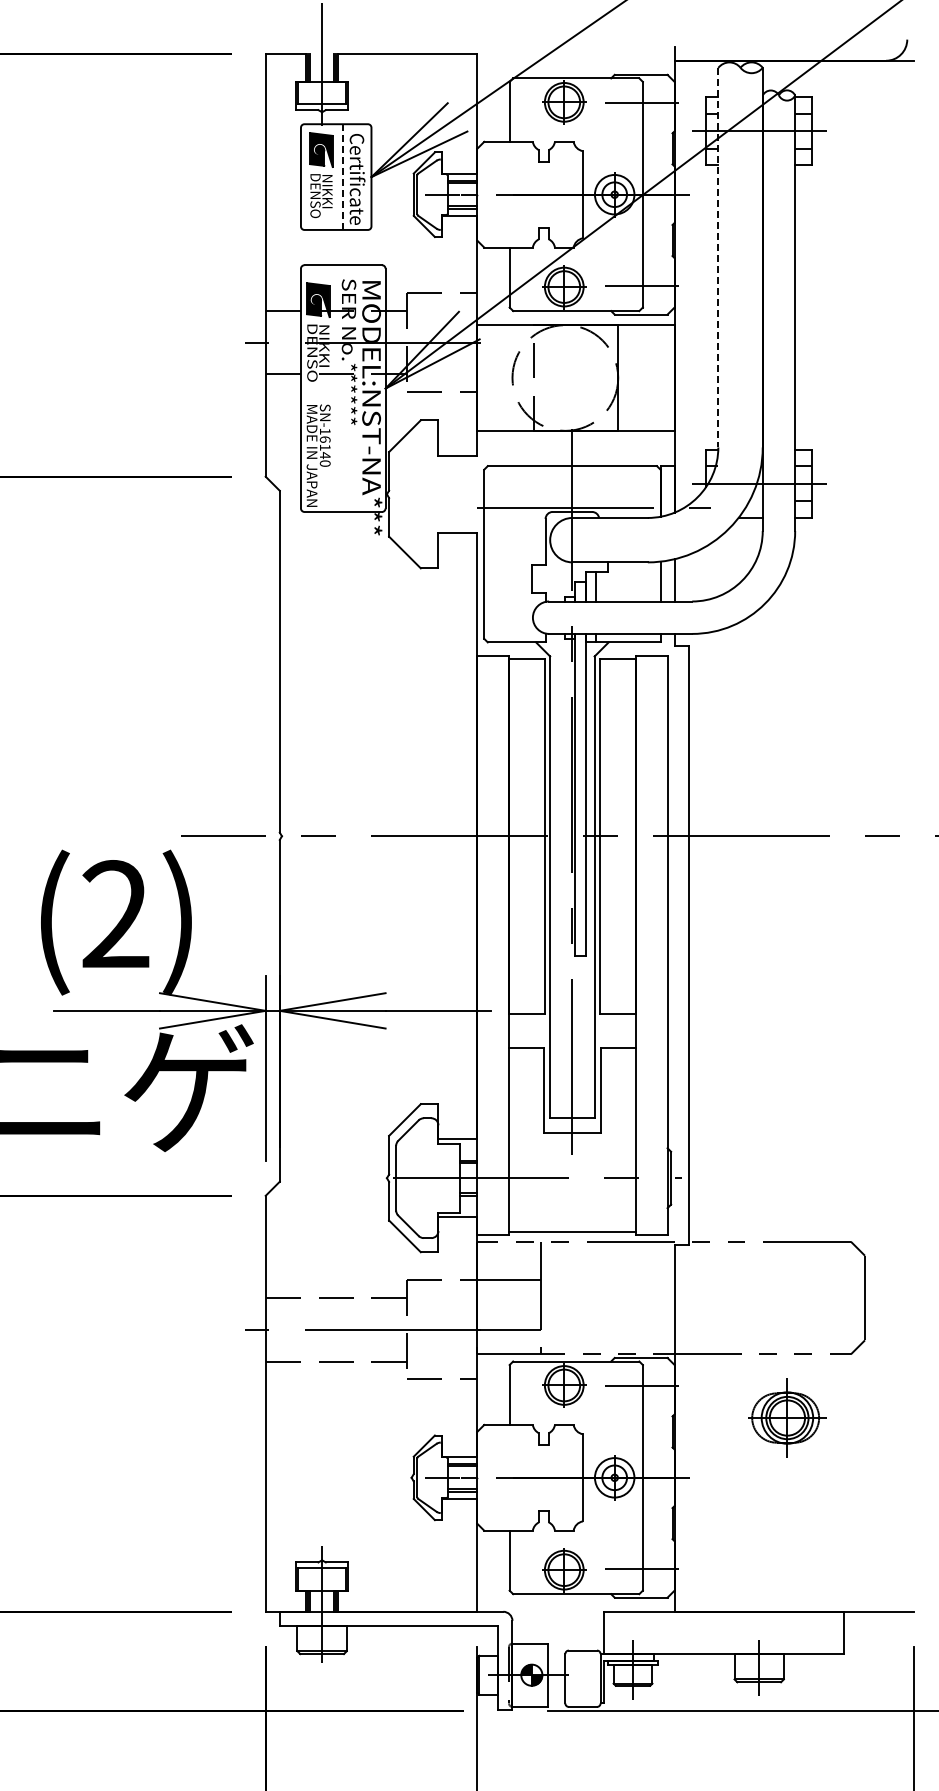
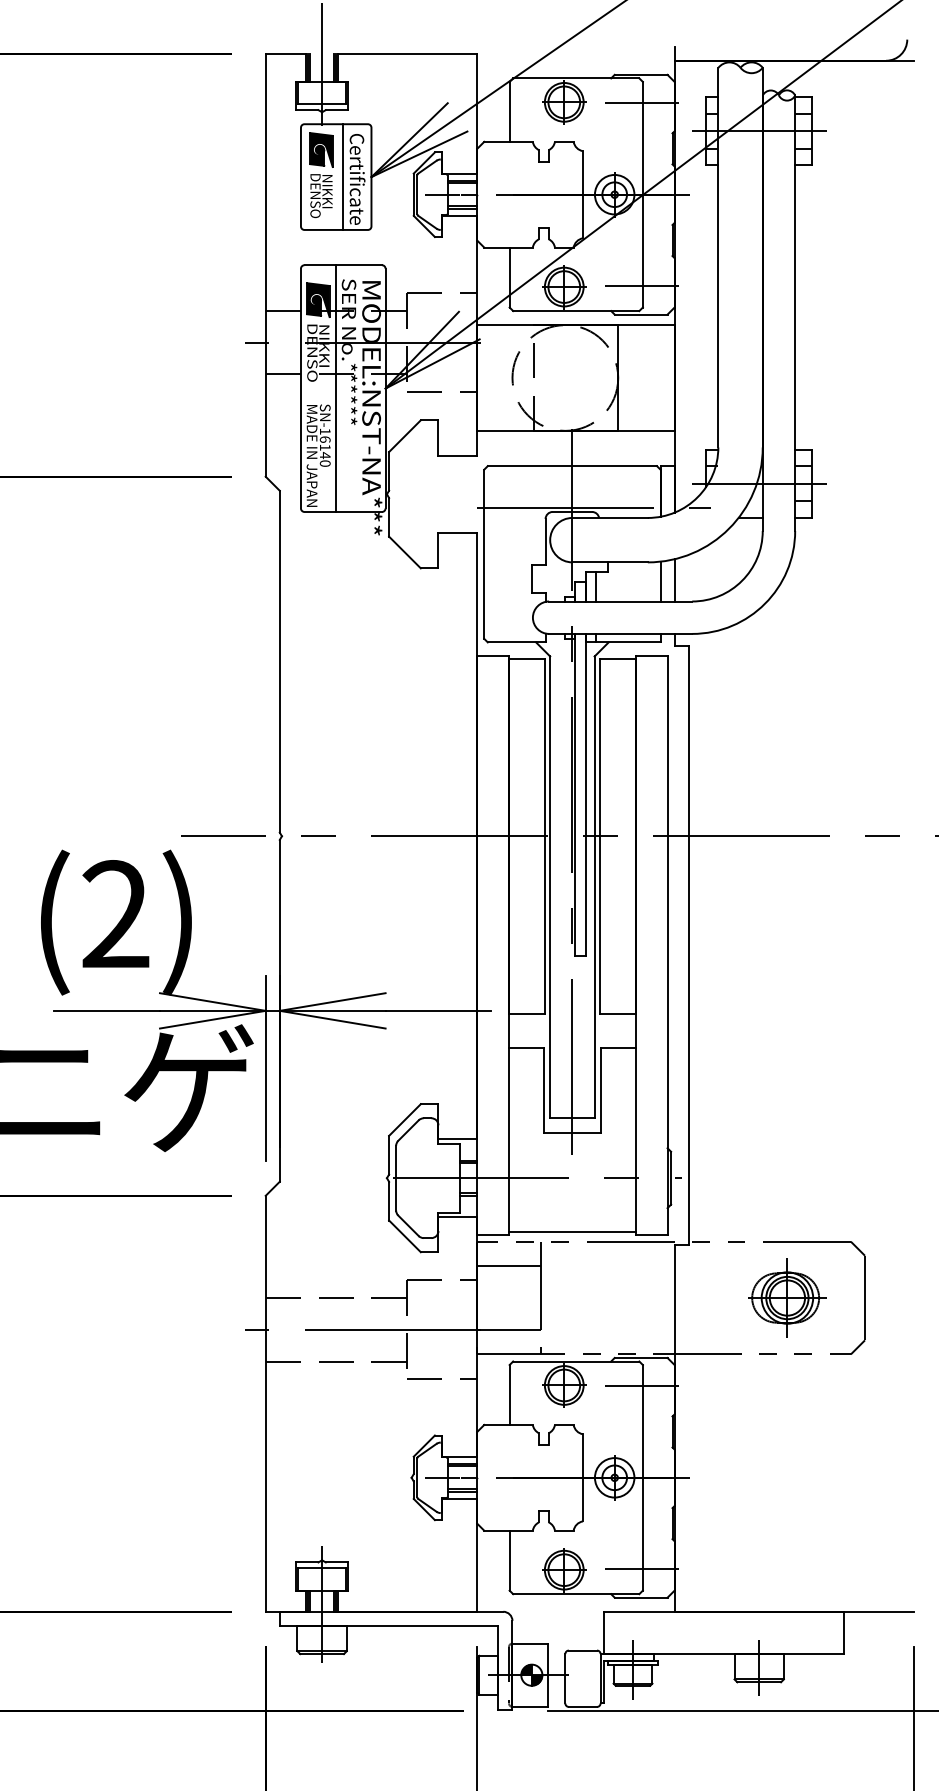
line: dashed -> solid (343, 177)
line: dashed -> solid (718, 257)
line: none -> present (336, 388)
line position: (508, 1280) -> (508, 1266) (508, 1266)
part position: (787, 1417) -> (787, 1297) (787, 1297)
